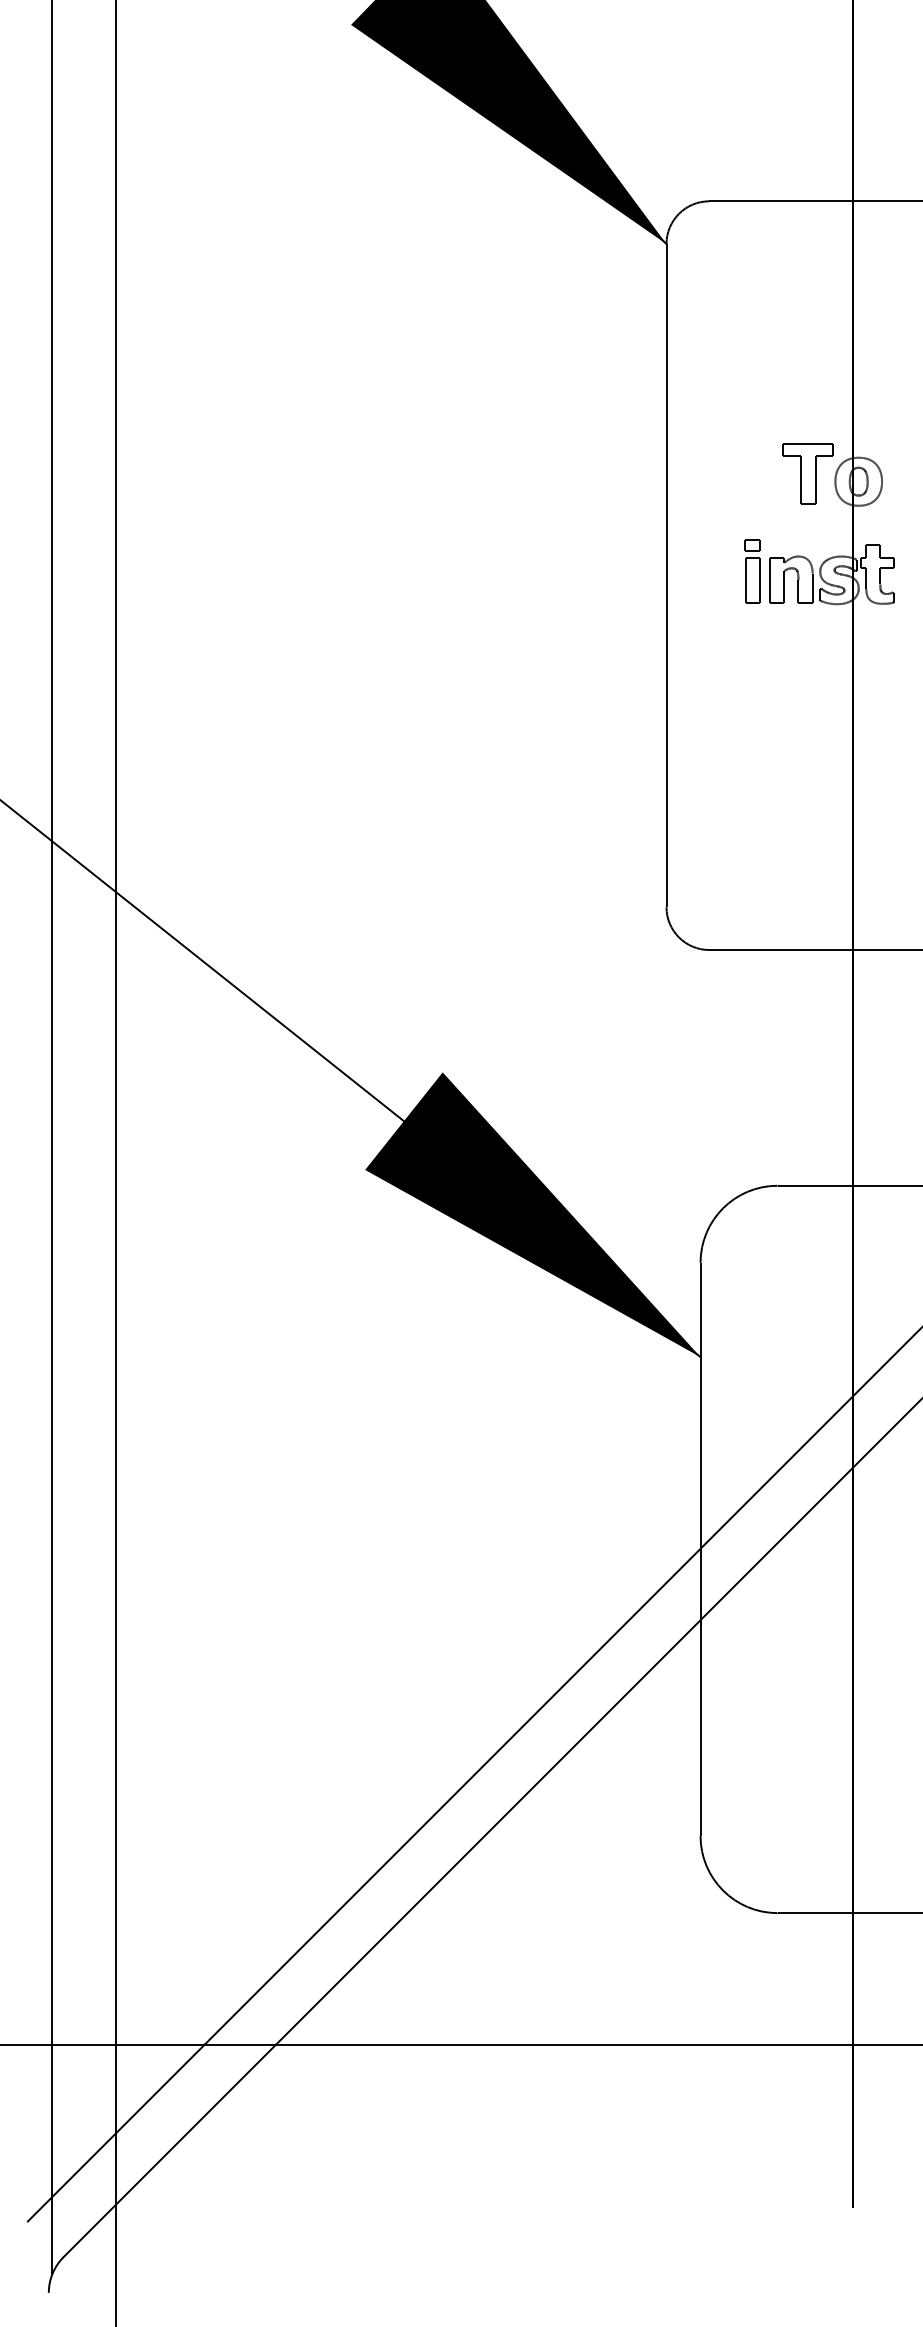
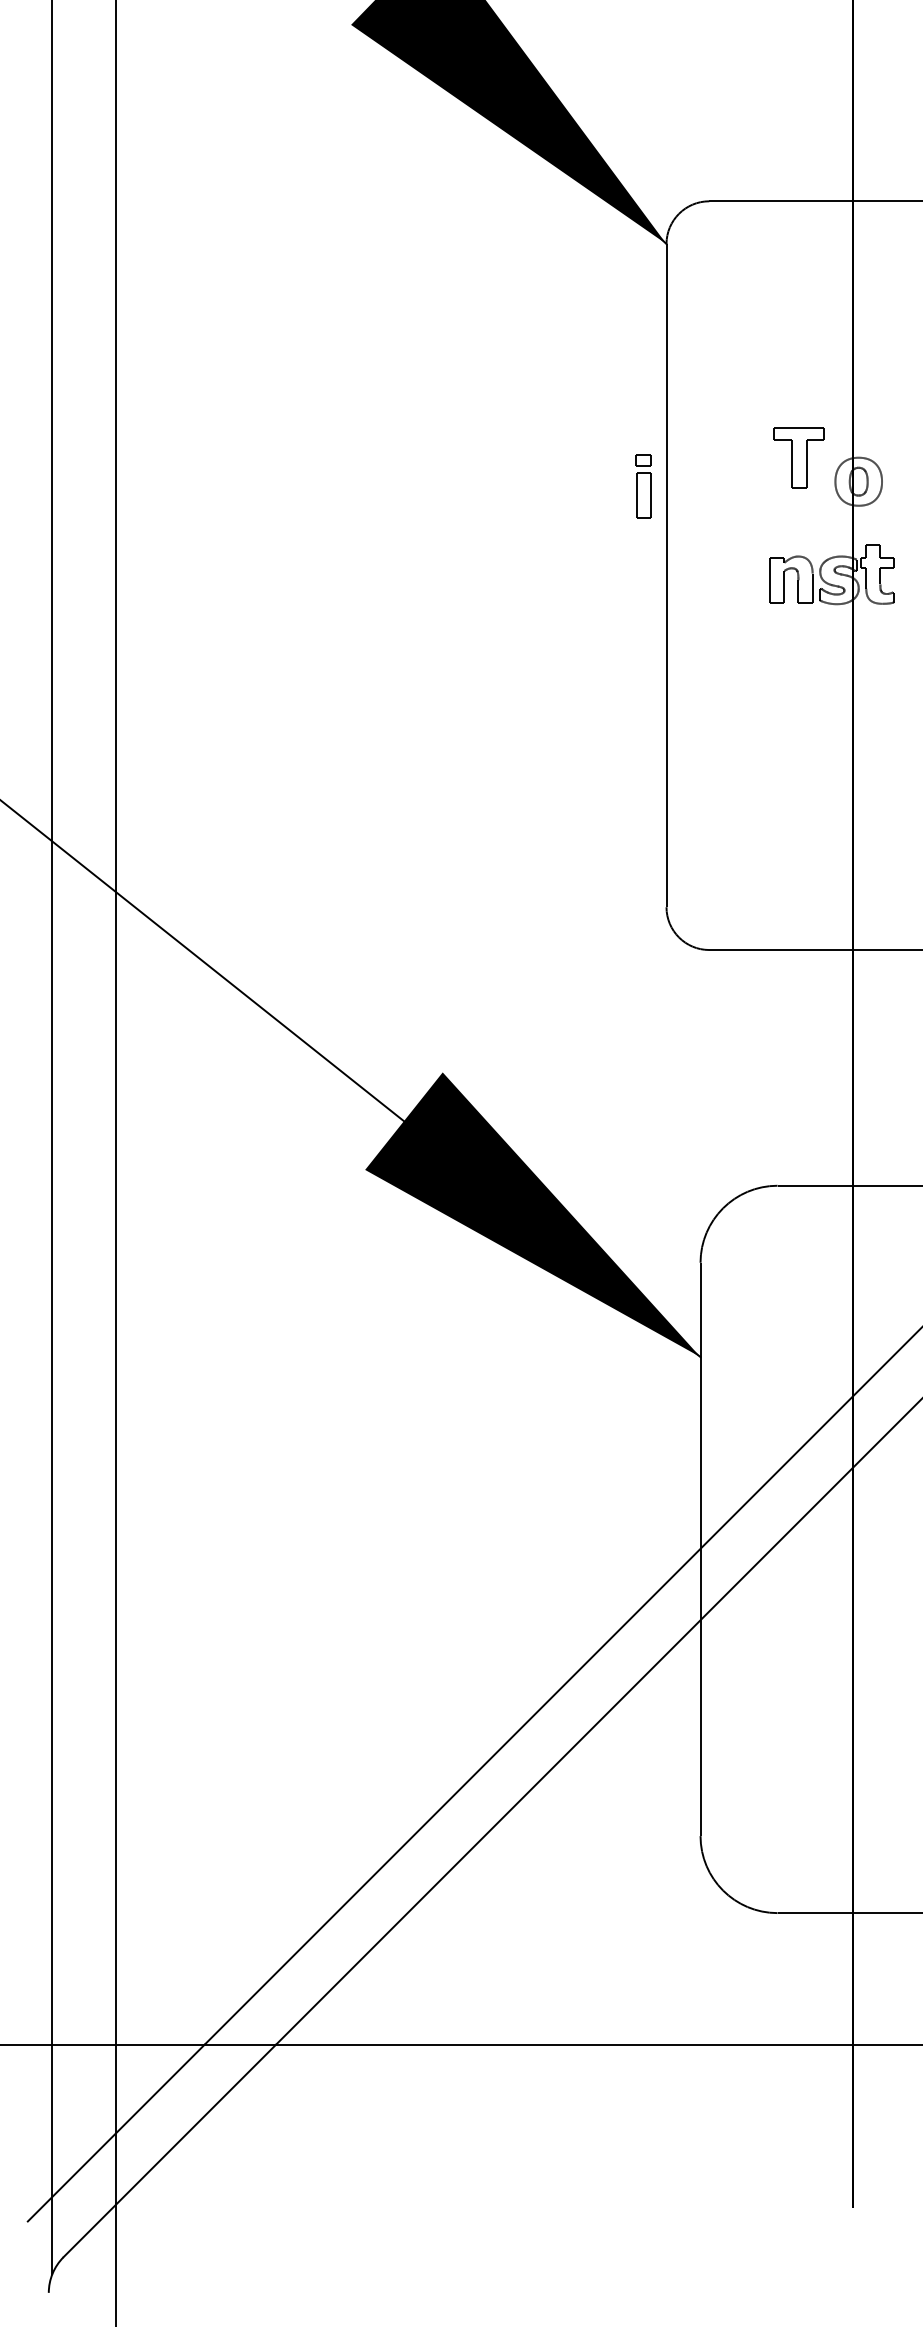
part position: (807, 473) -> (798, 457) (798, 457)
part position: (752, 571) -> (643, 486) (643, 486)
